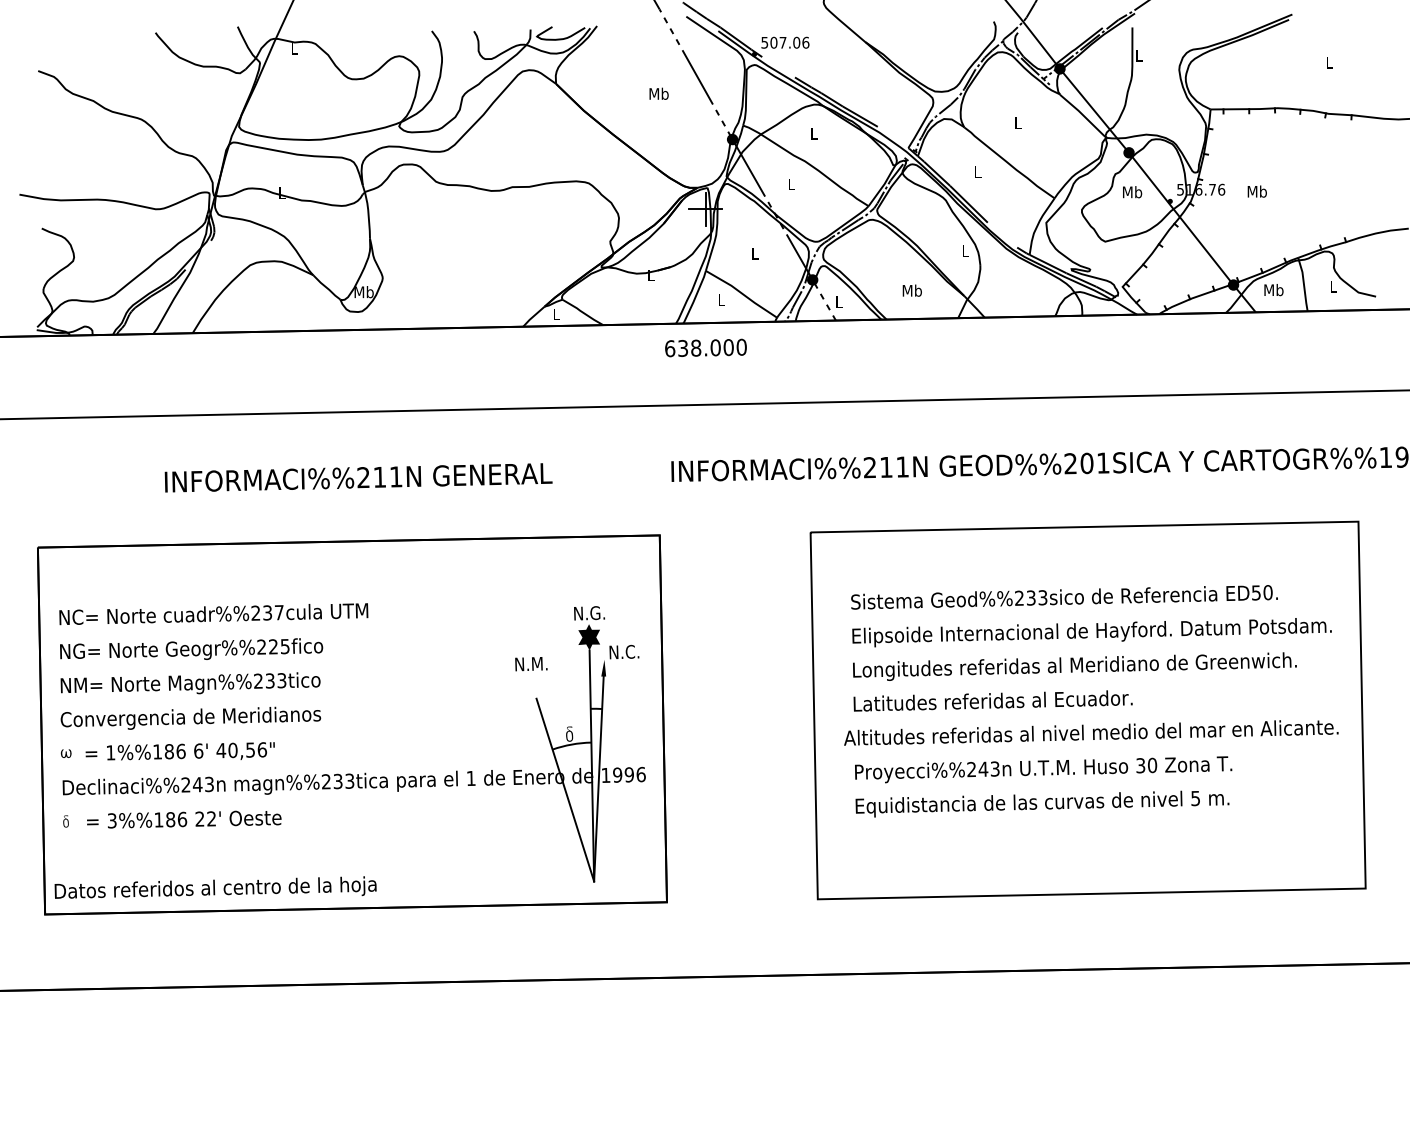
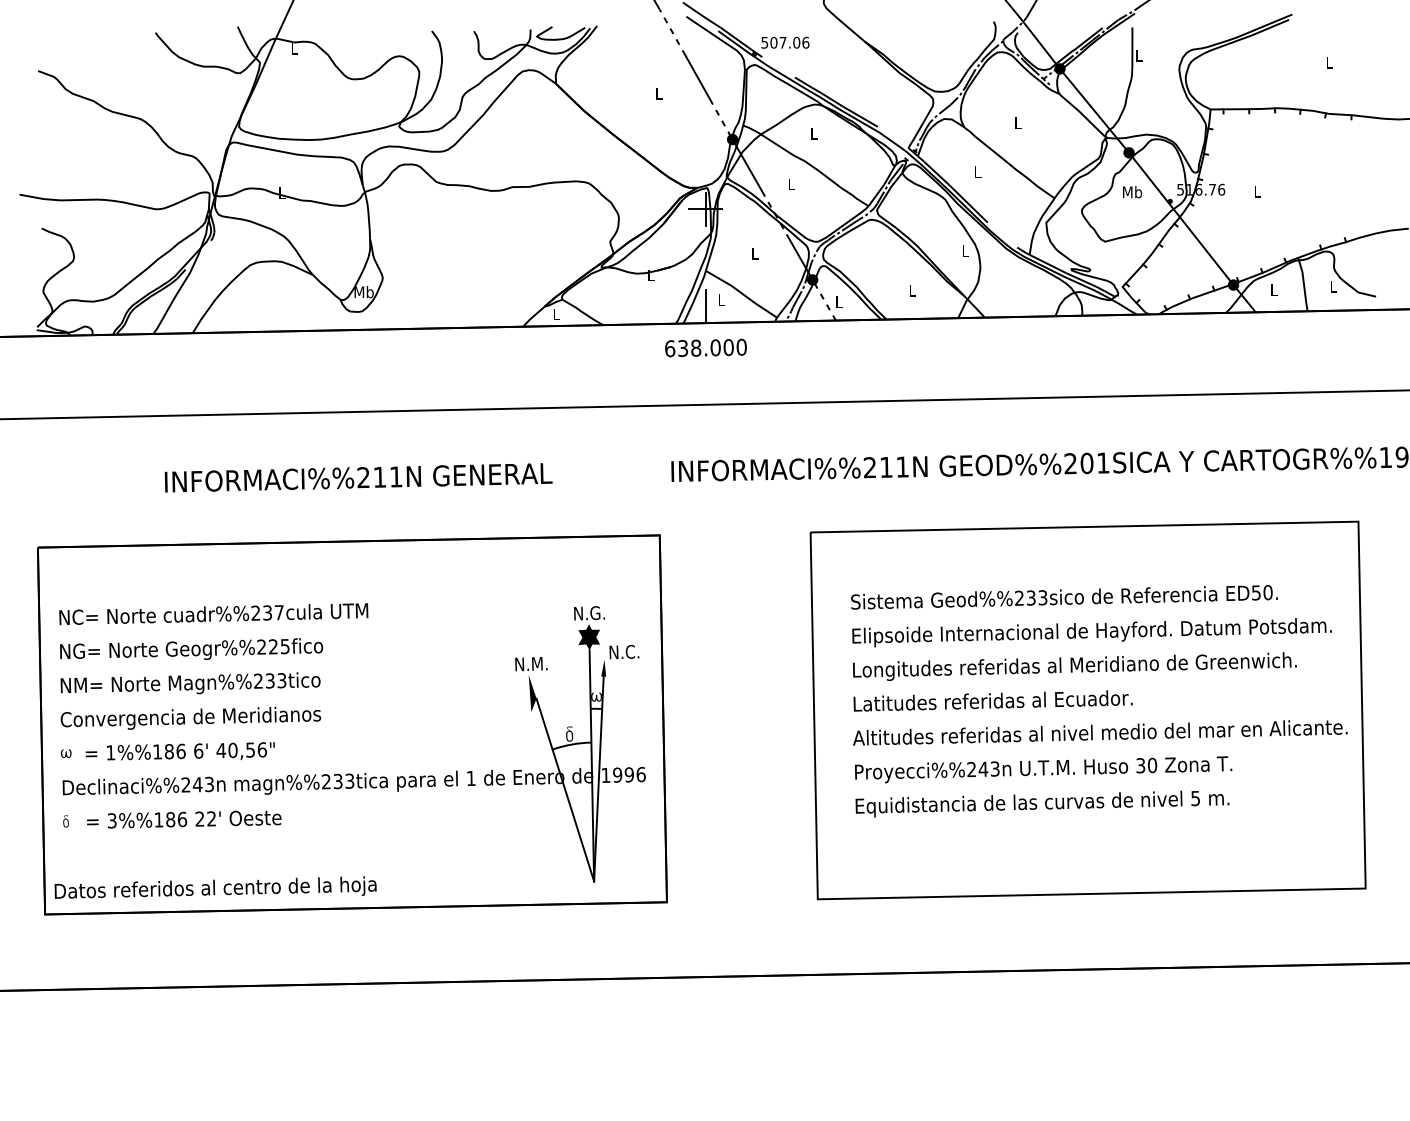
text: Mb -> L (658, 93)
text: Mb -> L (1256, 191)
text: Mb -> L (911, 290)
text: Mb -> L (1273, 290)
line: none -> present (705, 306)
fill: none -> present (532, 693)
fill: none -> present (596, 696)
text position: (1091, 732) -> (1100, 732) (1100, 732)
